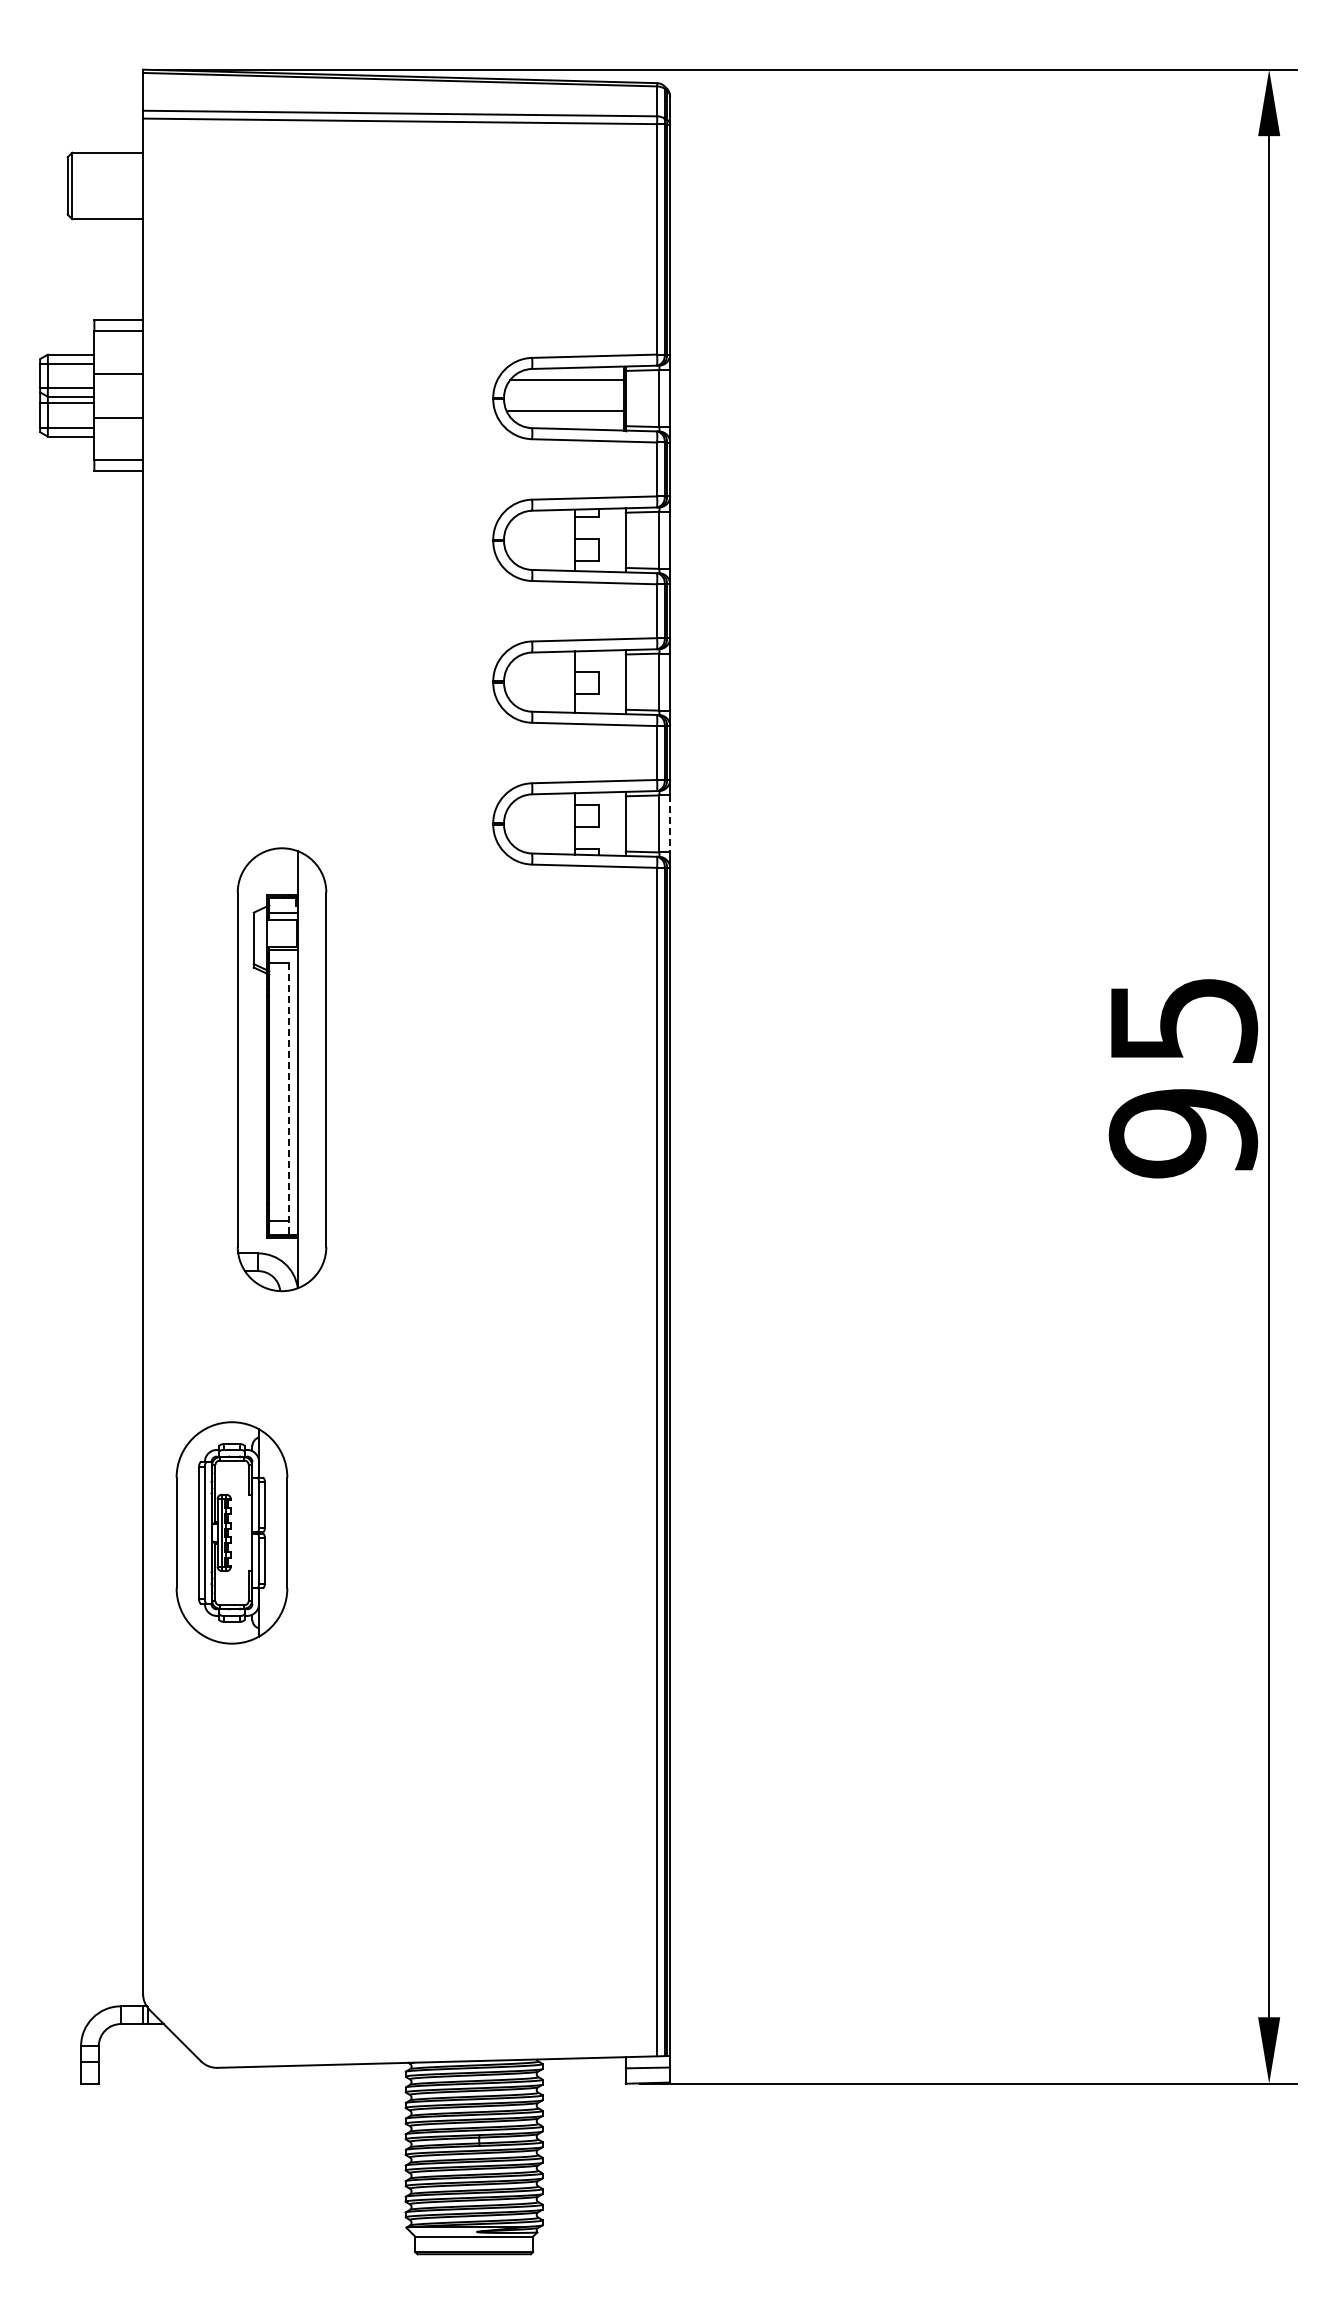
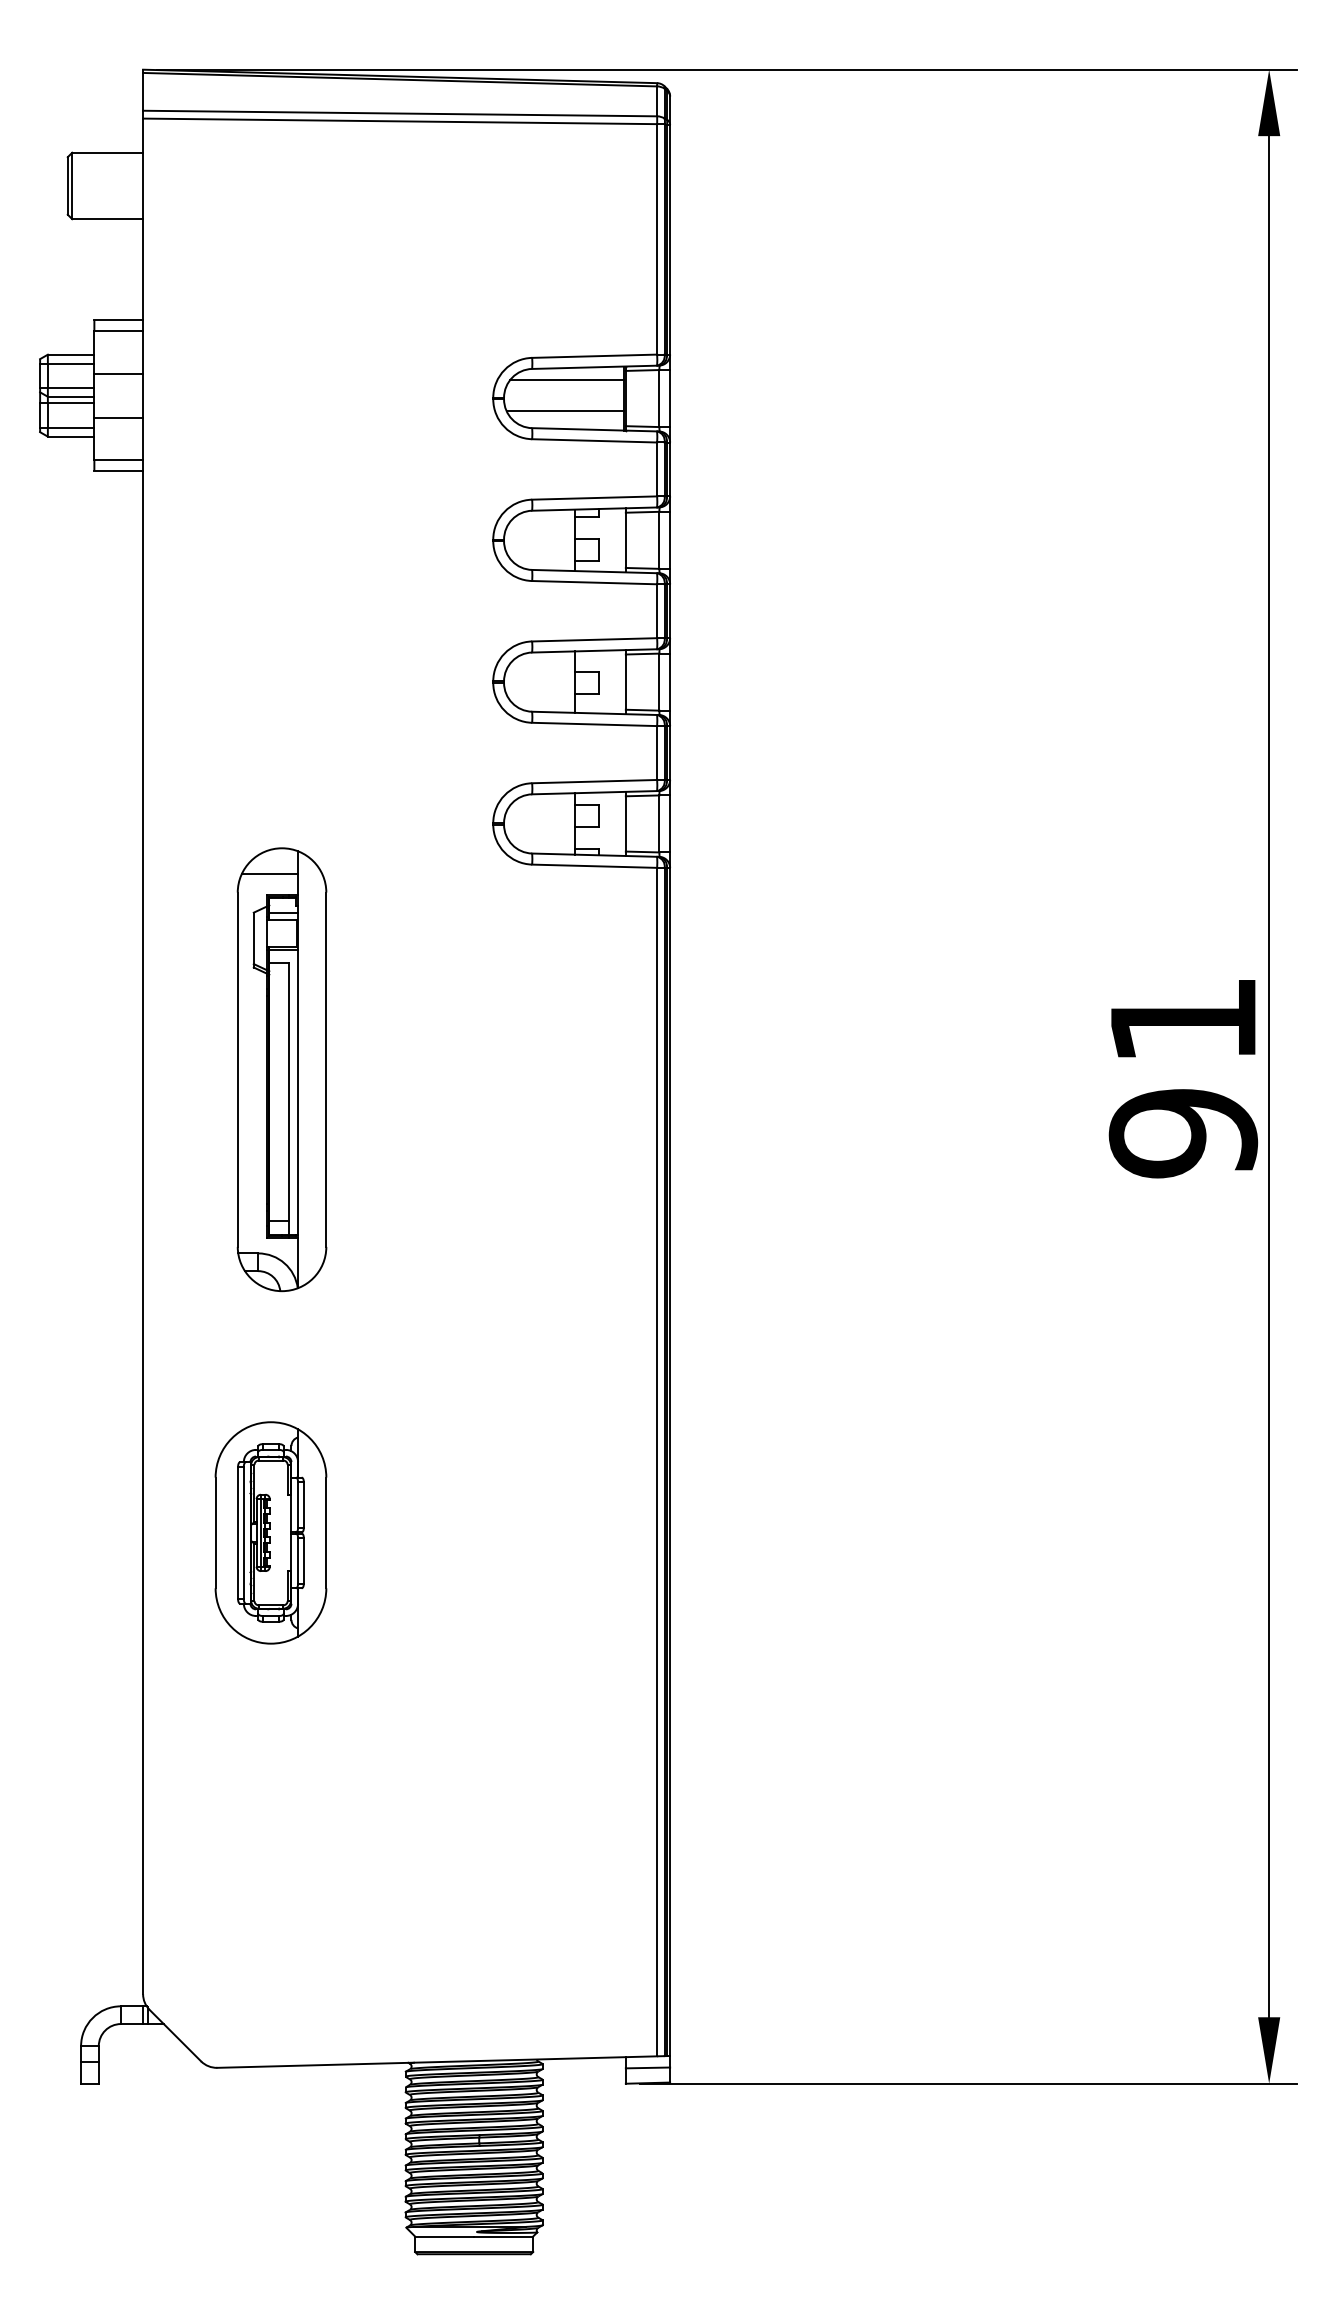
line: dashed -> solid (670, 824)
line: none -> present (269, 874)
text: 95 -> 91 (1184, 1020)
line: dashed -> solid (289, 1099)
part position: (231, 1532) -> (270, 1532) (270, 1532)
